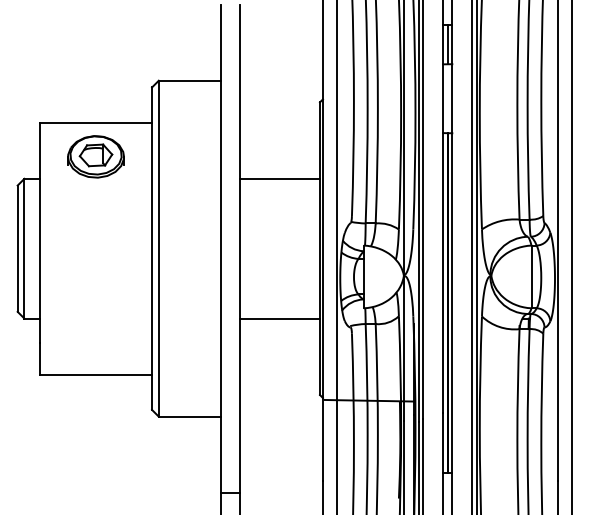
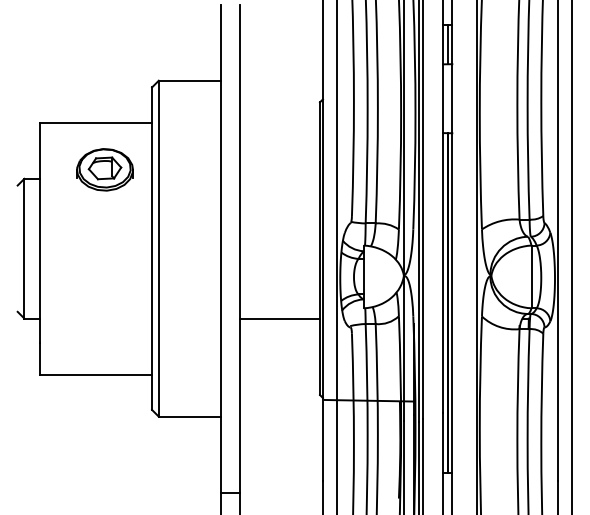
part position: (95, 156) -> (104, 169) (104, 169)
line: present -> none (280, 178)
line: present -> none (17, 248)
line: present -> none (472, 256)
